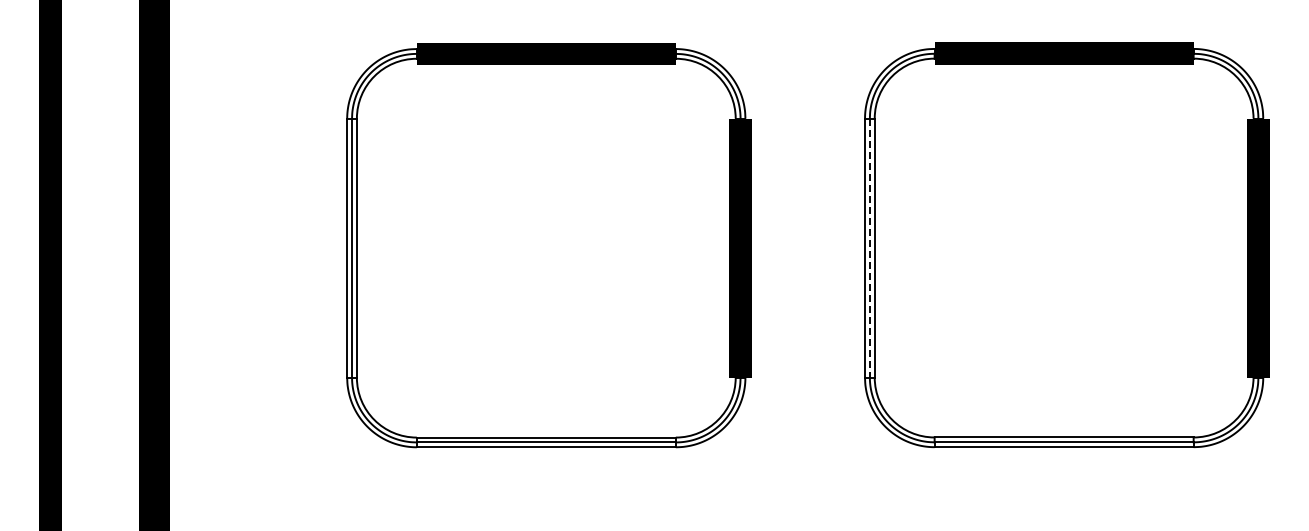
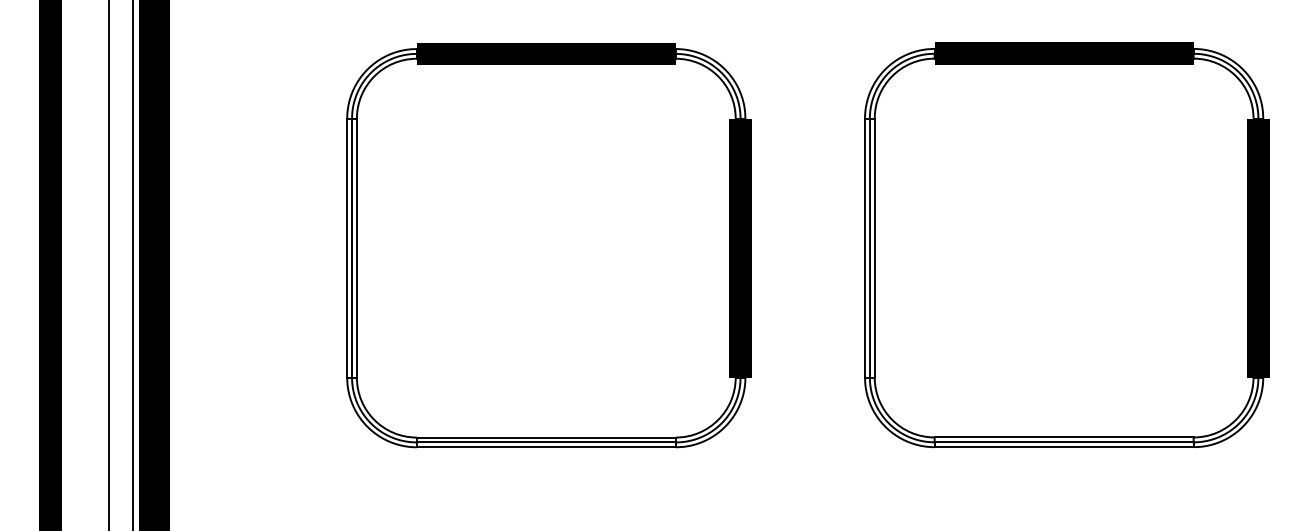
line: dashed -> solid (869, 248)
line: none -> present (109, 264)
line: none -> present (132, 264)
